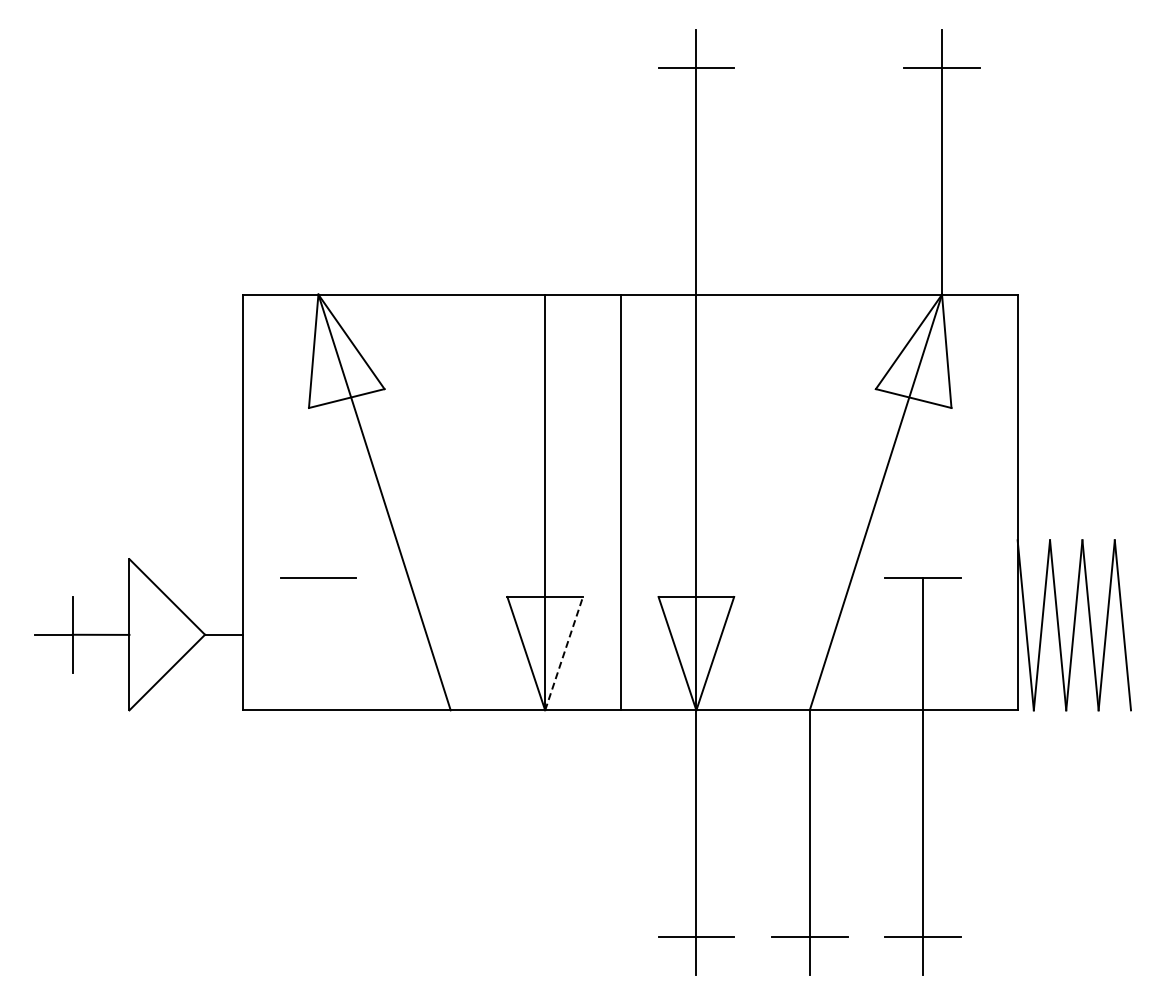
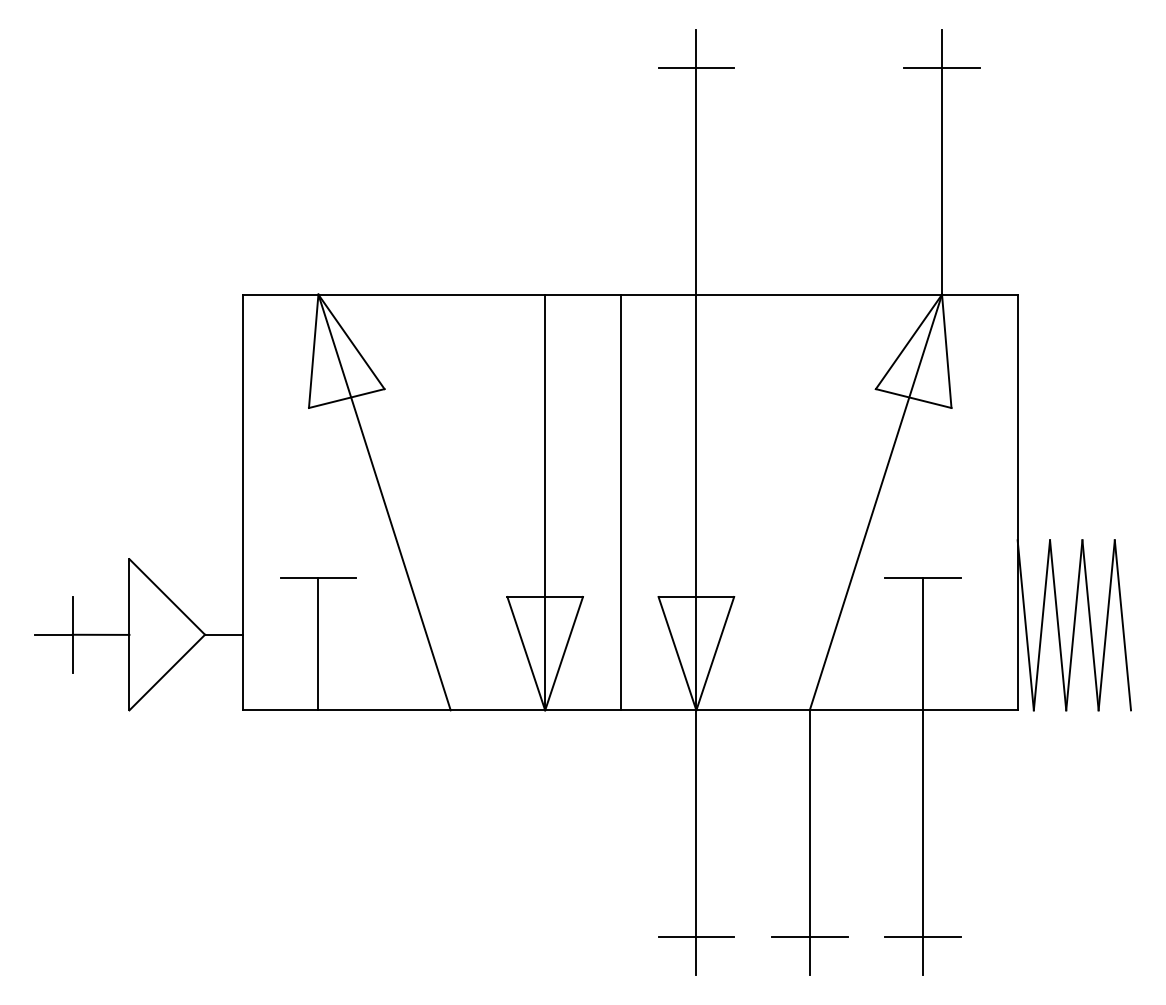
line: none -> present (318, 644)
line: dashed -> solid (564, 653)
